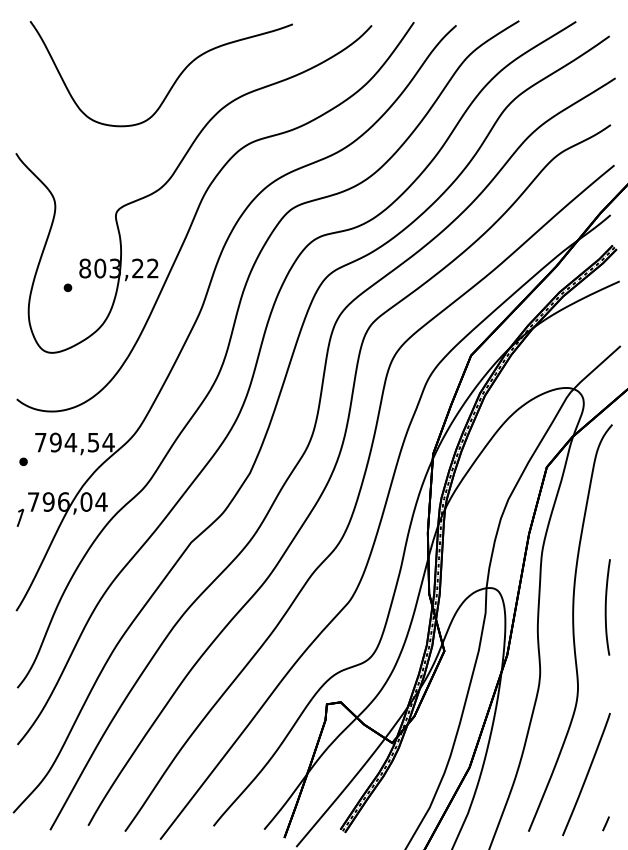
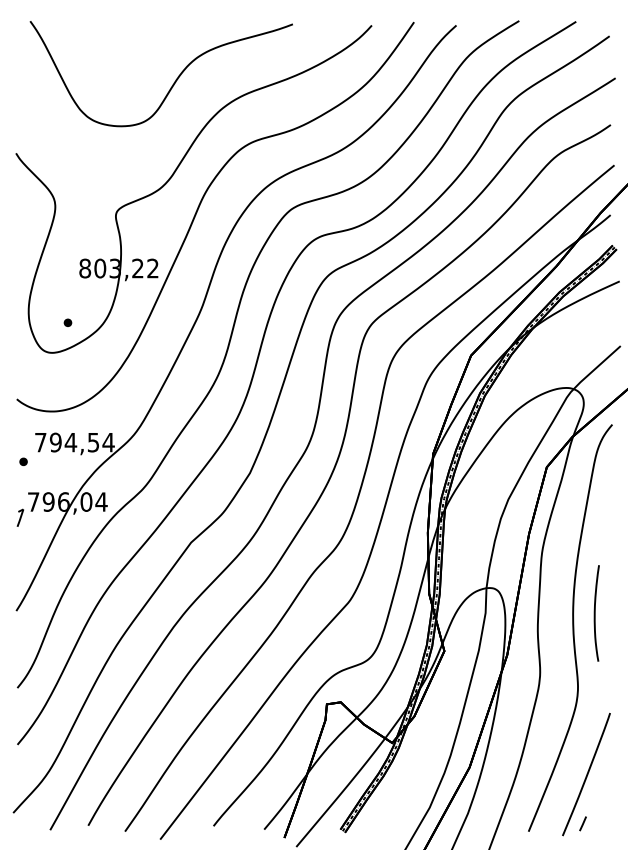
part position: (67, 287) -> (67, 322) (67, 322)
curve position: (606, 607) -> (595, 613) (595, 613)
line position: (605, 823) -> (582, 823) (582, 823)
